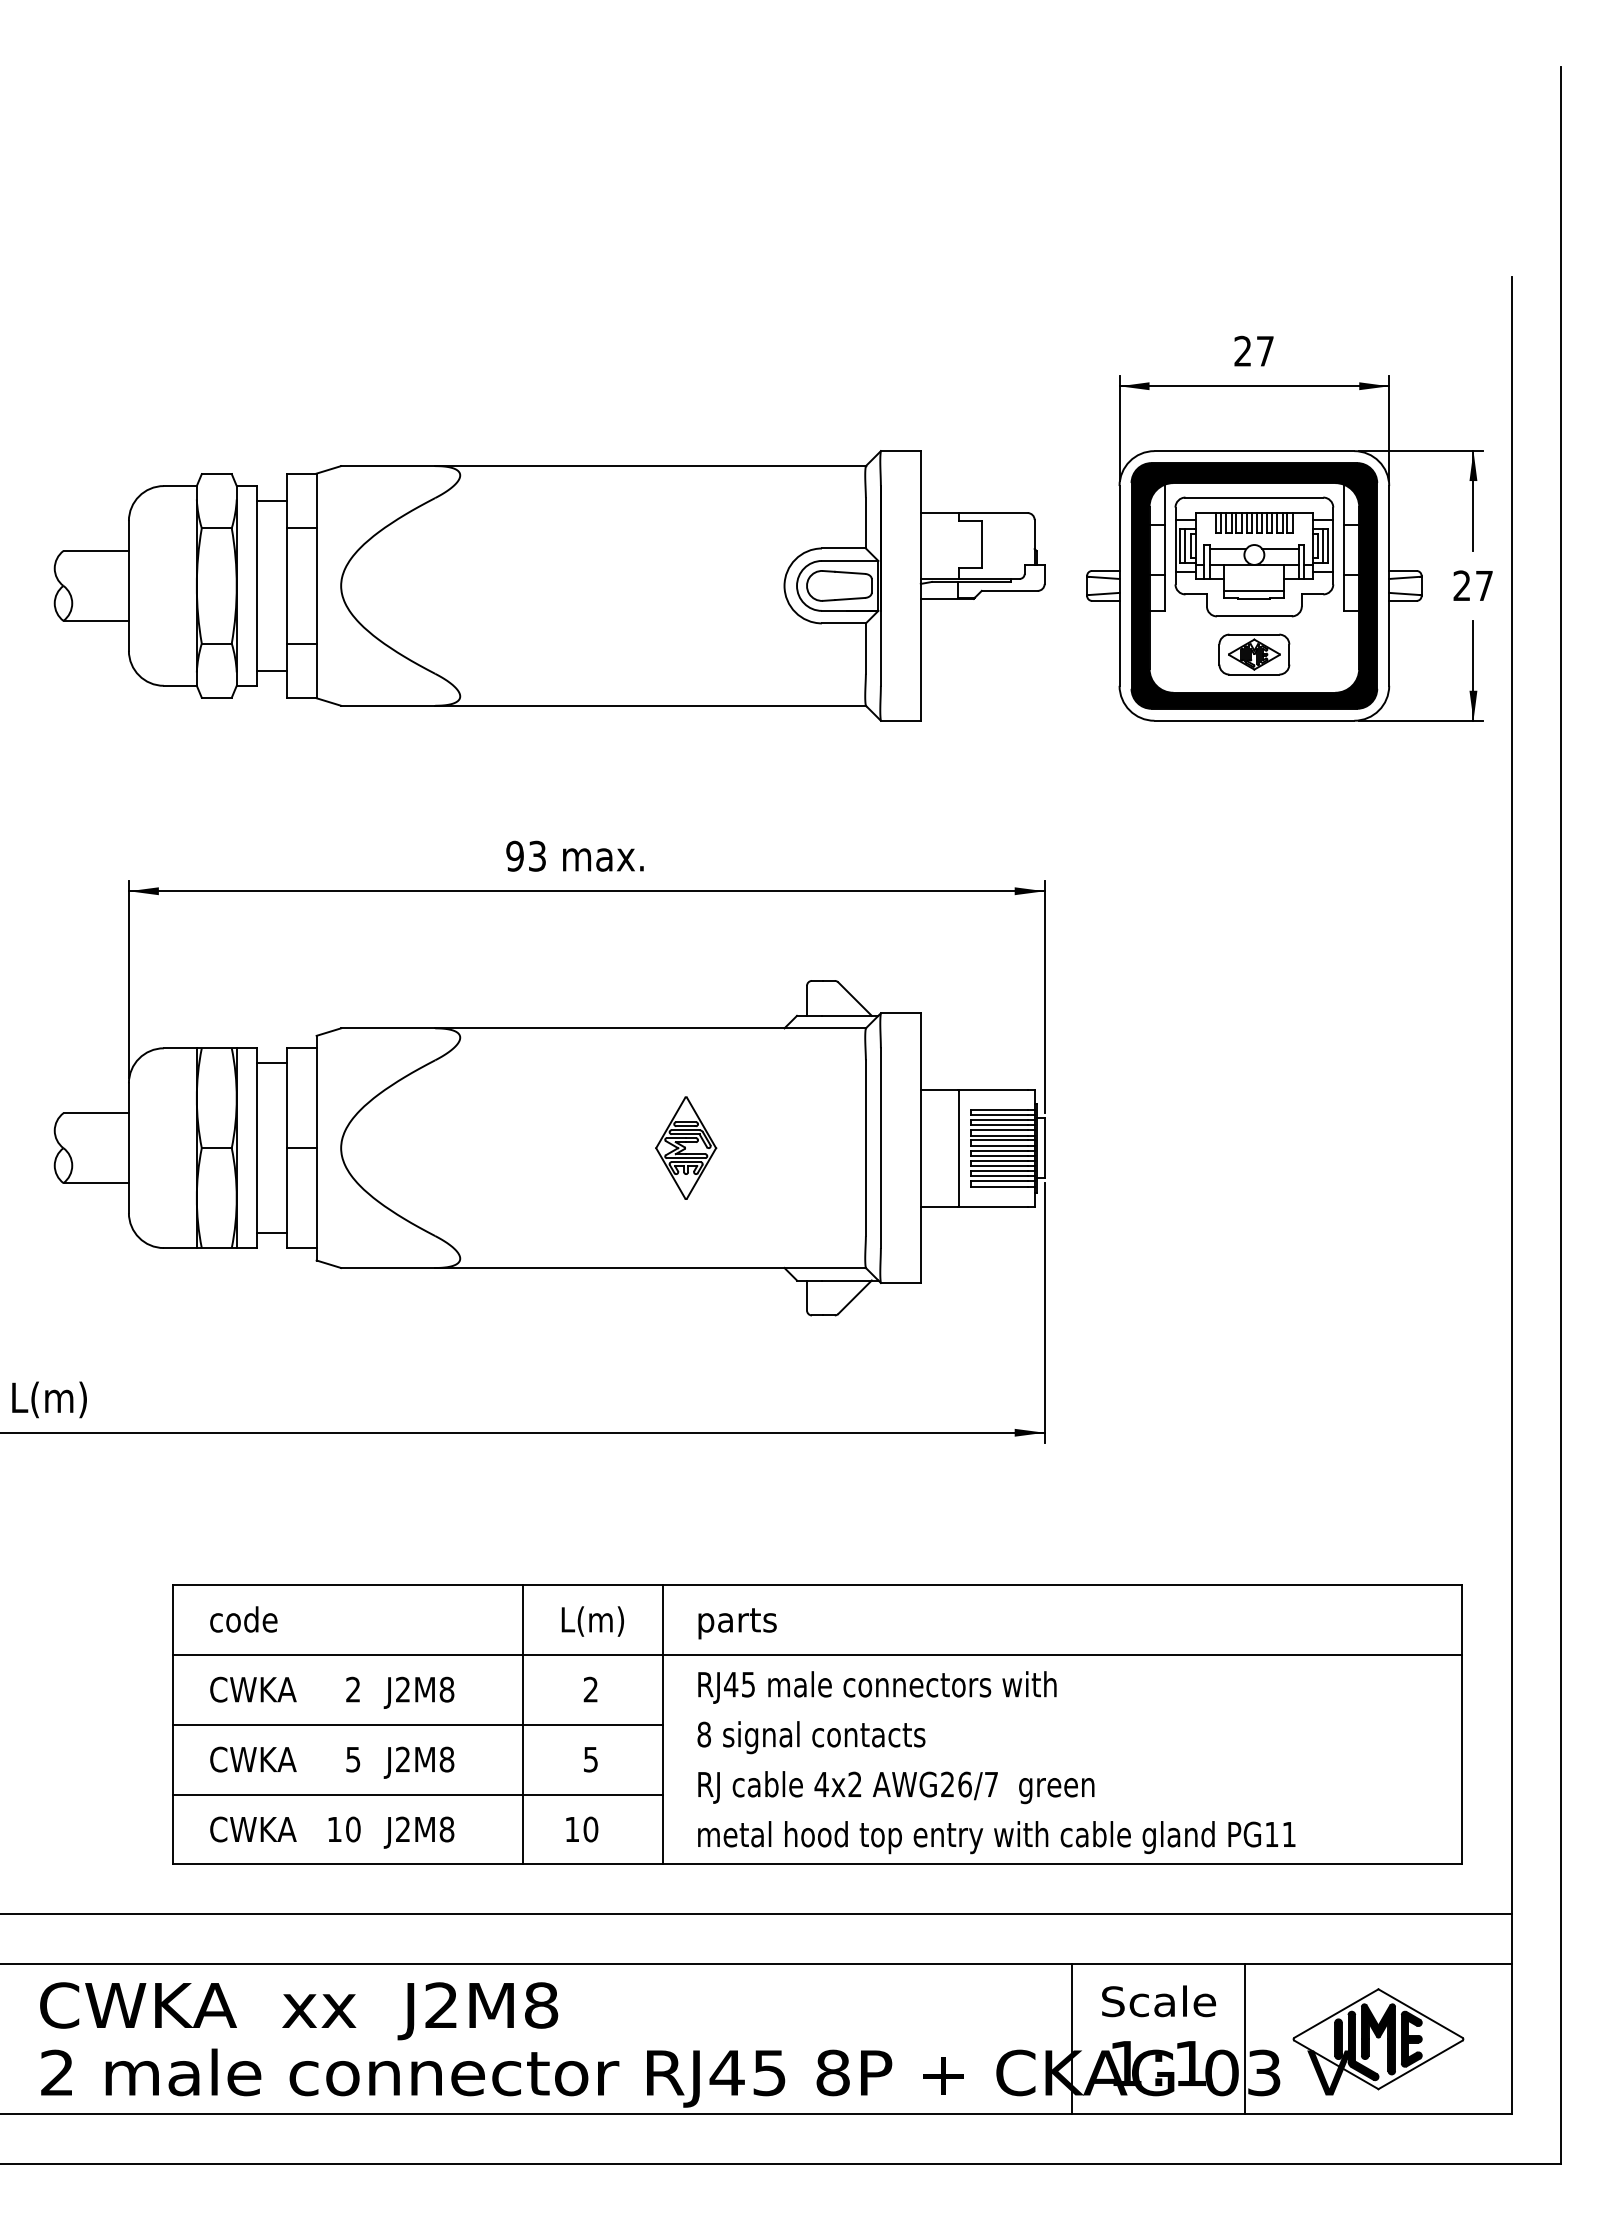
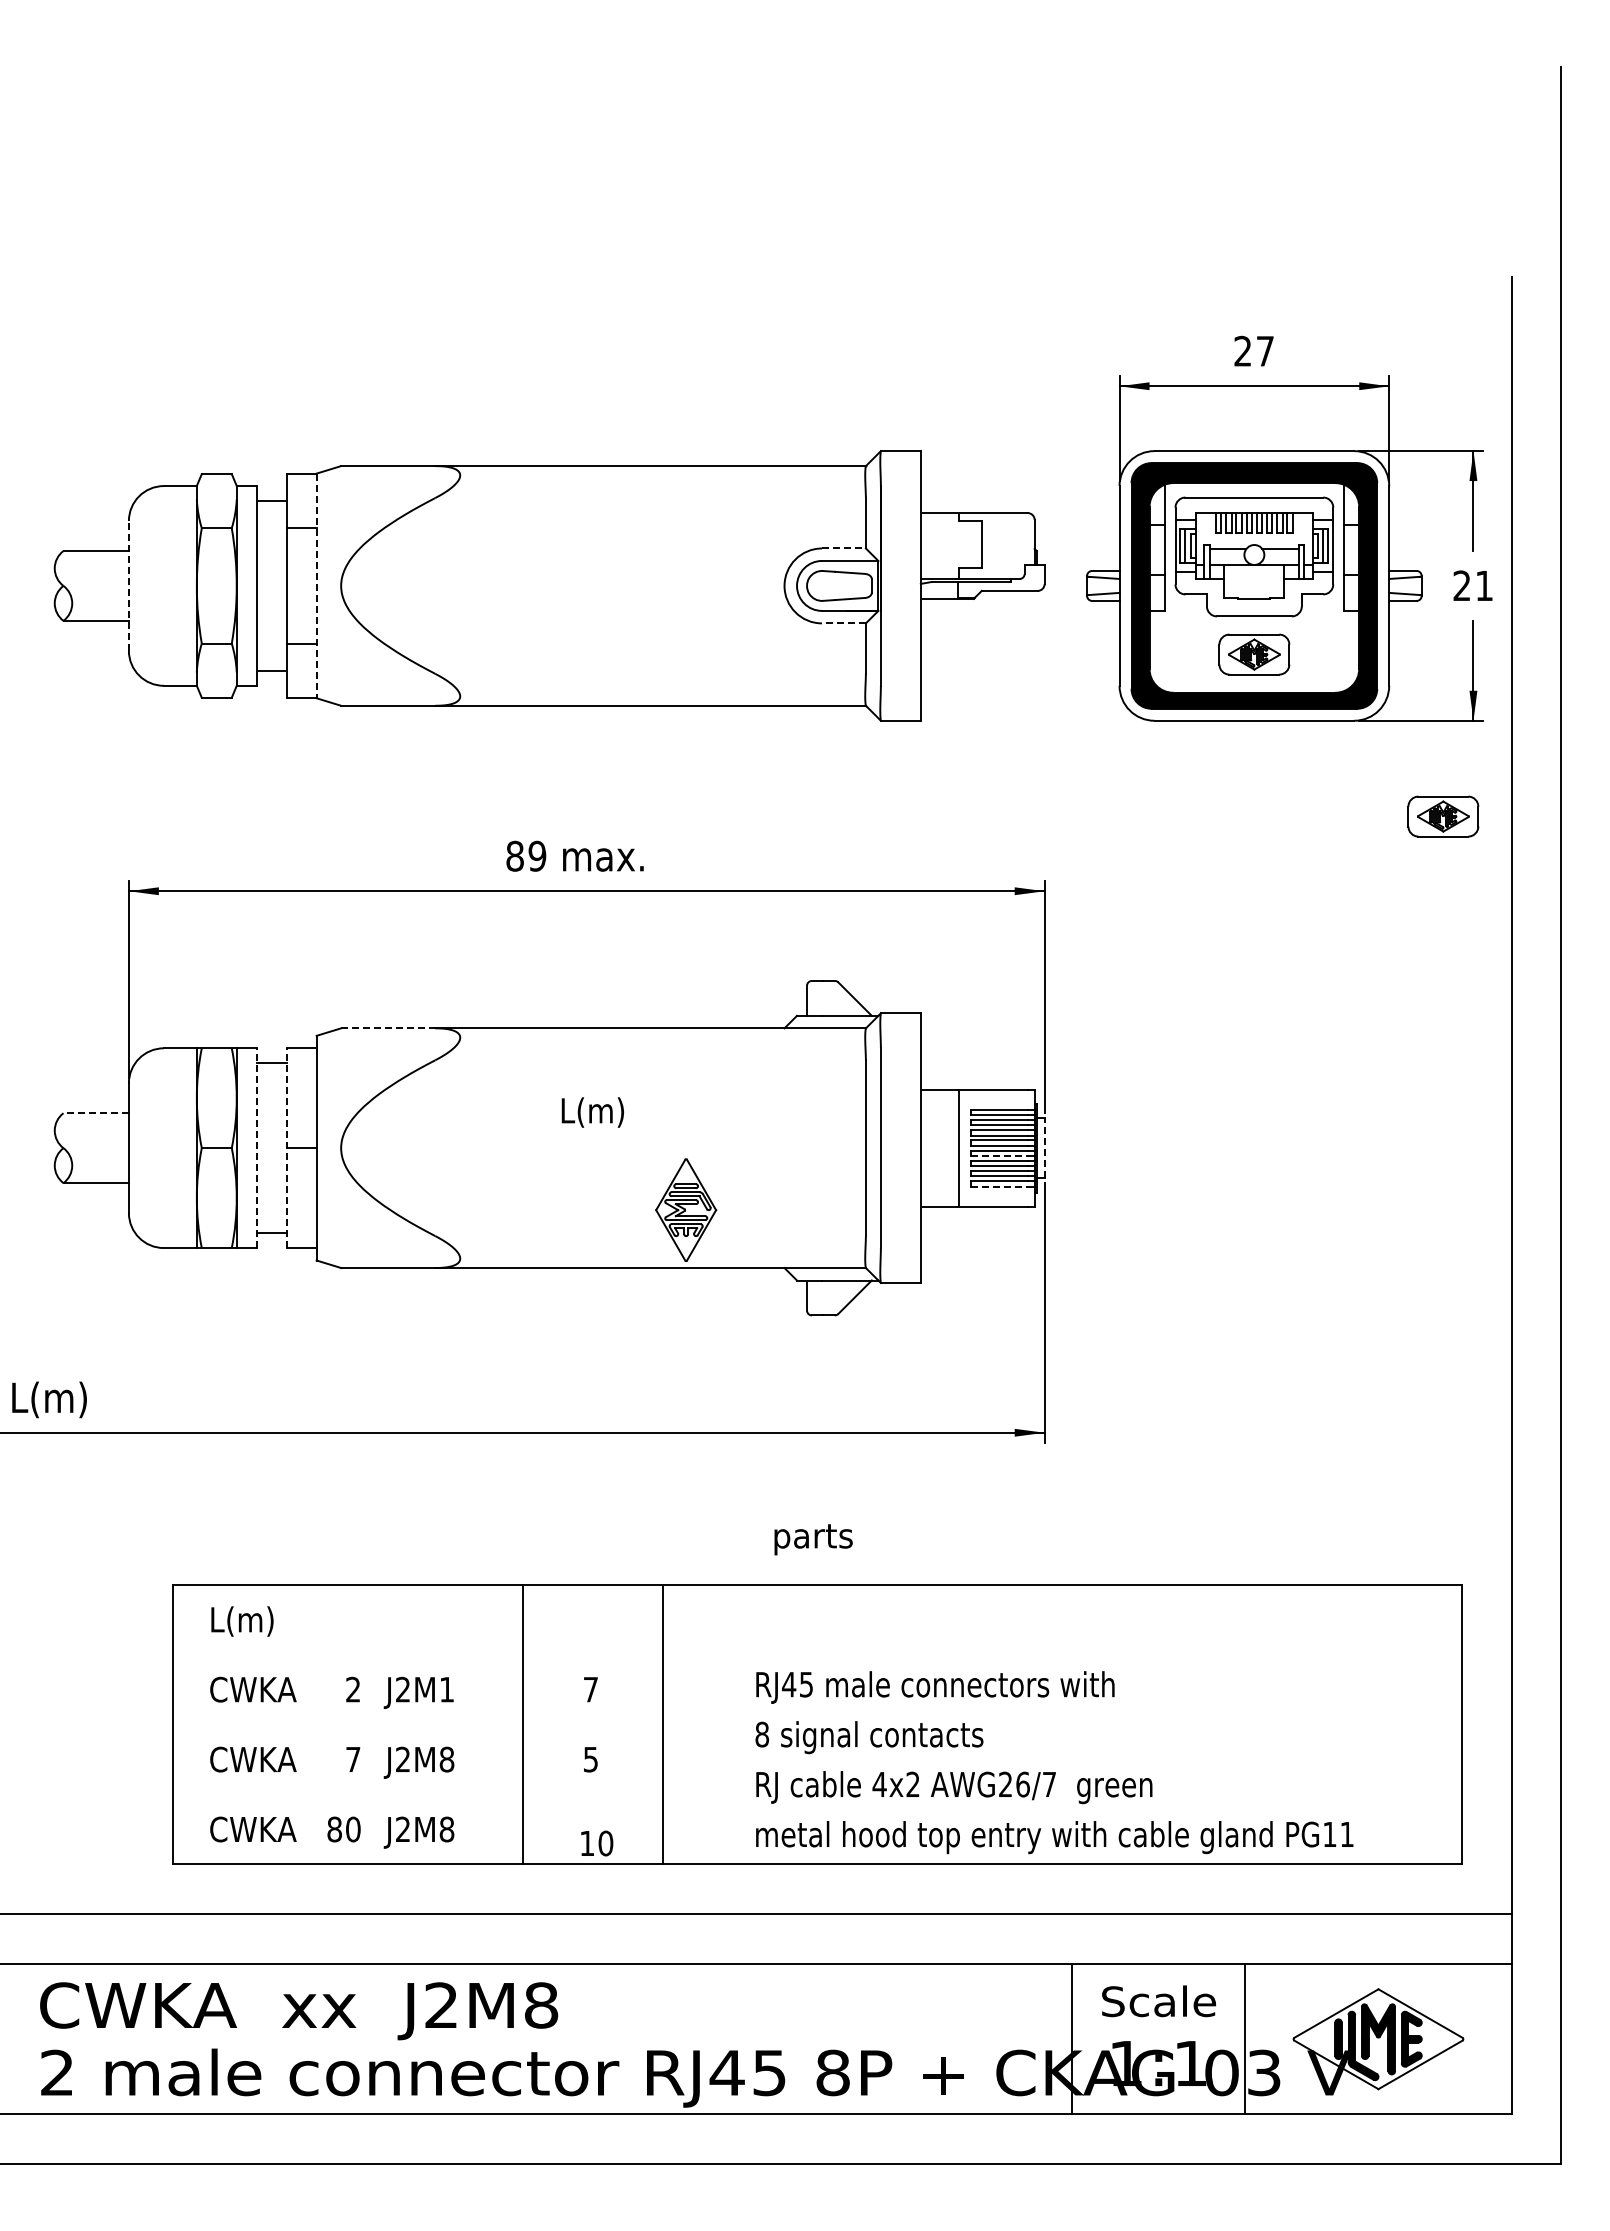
line: solid -> dashed (843, 548)
line: solid -> dashed (128, 585)
text: 27 -> 21 (1484, 585)
line: solid -> dashed (316, 586)
line: present -> none (1254, 590)
line: solid -> dashed (843, 623)
part: none -> present (1443, 816)
text: 93 -> 89 (526, 855)
line: solid -> dashed (388, 1028)
line: solid -> dashed (96, 1113)
part position: (686, 1147) -> (686, 1209) (686, 1209)
line: solid -> dashed (256, 1148)
line: solid -> dashed (286, 1148)
line: solid -> dashed (1044, 1148)
line: solid -> dashed (999, 1156)
line: solid -> dashed (999, 1186)
text: code -> L(m) (243, 1621)
text position: (592, 1621) -> (592, 1112) (592, 1112)
text position: (737, 1623) -> (813, 1539) (813, 1539)
line: present -> none (817, 1654)
text: J2M8 -> J2M1 (446, 1689)
text: 2 -> 7 (590, 1689)
line: present -> none (417, 1724)
text: 5 -> 7 (353, 1759)
text position: (996, 1762) -> (1054, 1762) (1054, 1762)
line: present -> none (417, 1794)
text: 10 -> 80 (334, 1829)
text position: (582, 1829) -> (597, 1843) (597, 1843)
